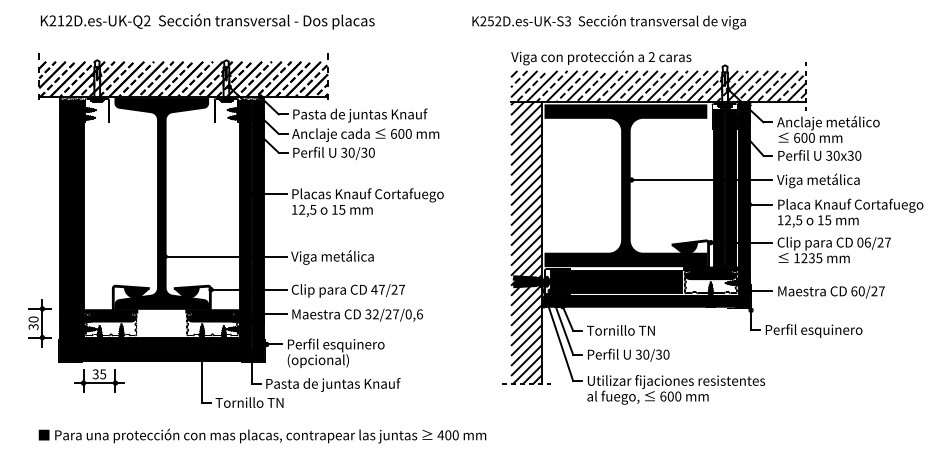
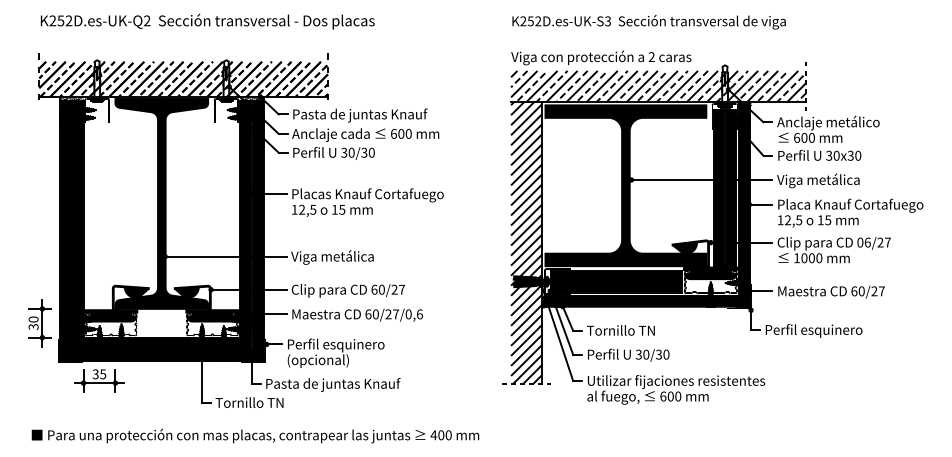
text: K212D.es-UK-Q2 -> K252D.es-UK-Q2 (60, 20)
text position: (608, 22) -> (648, 22) (648, 22)
text: 1235 -> 1000 (811, 258)
text: 47/27 -> 60/27 (377, 289)
text: 32/27/0,6 -> 60/27/0,6 (371, 314)
text position: (262, 435) -> (255, 435) (255, 435)
